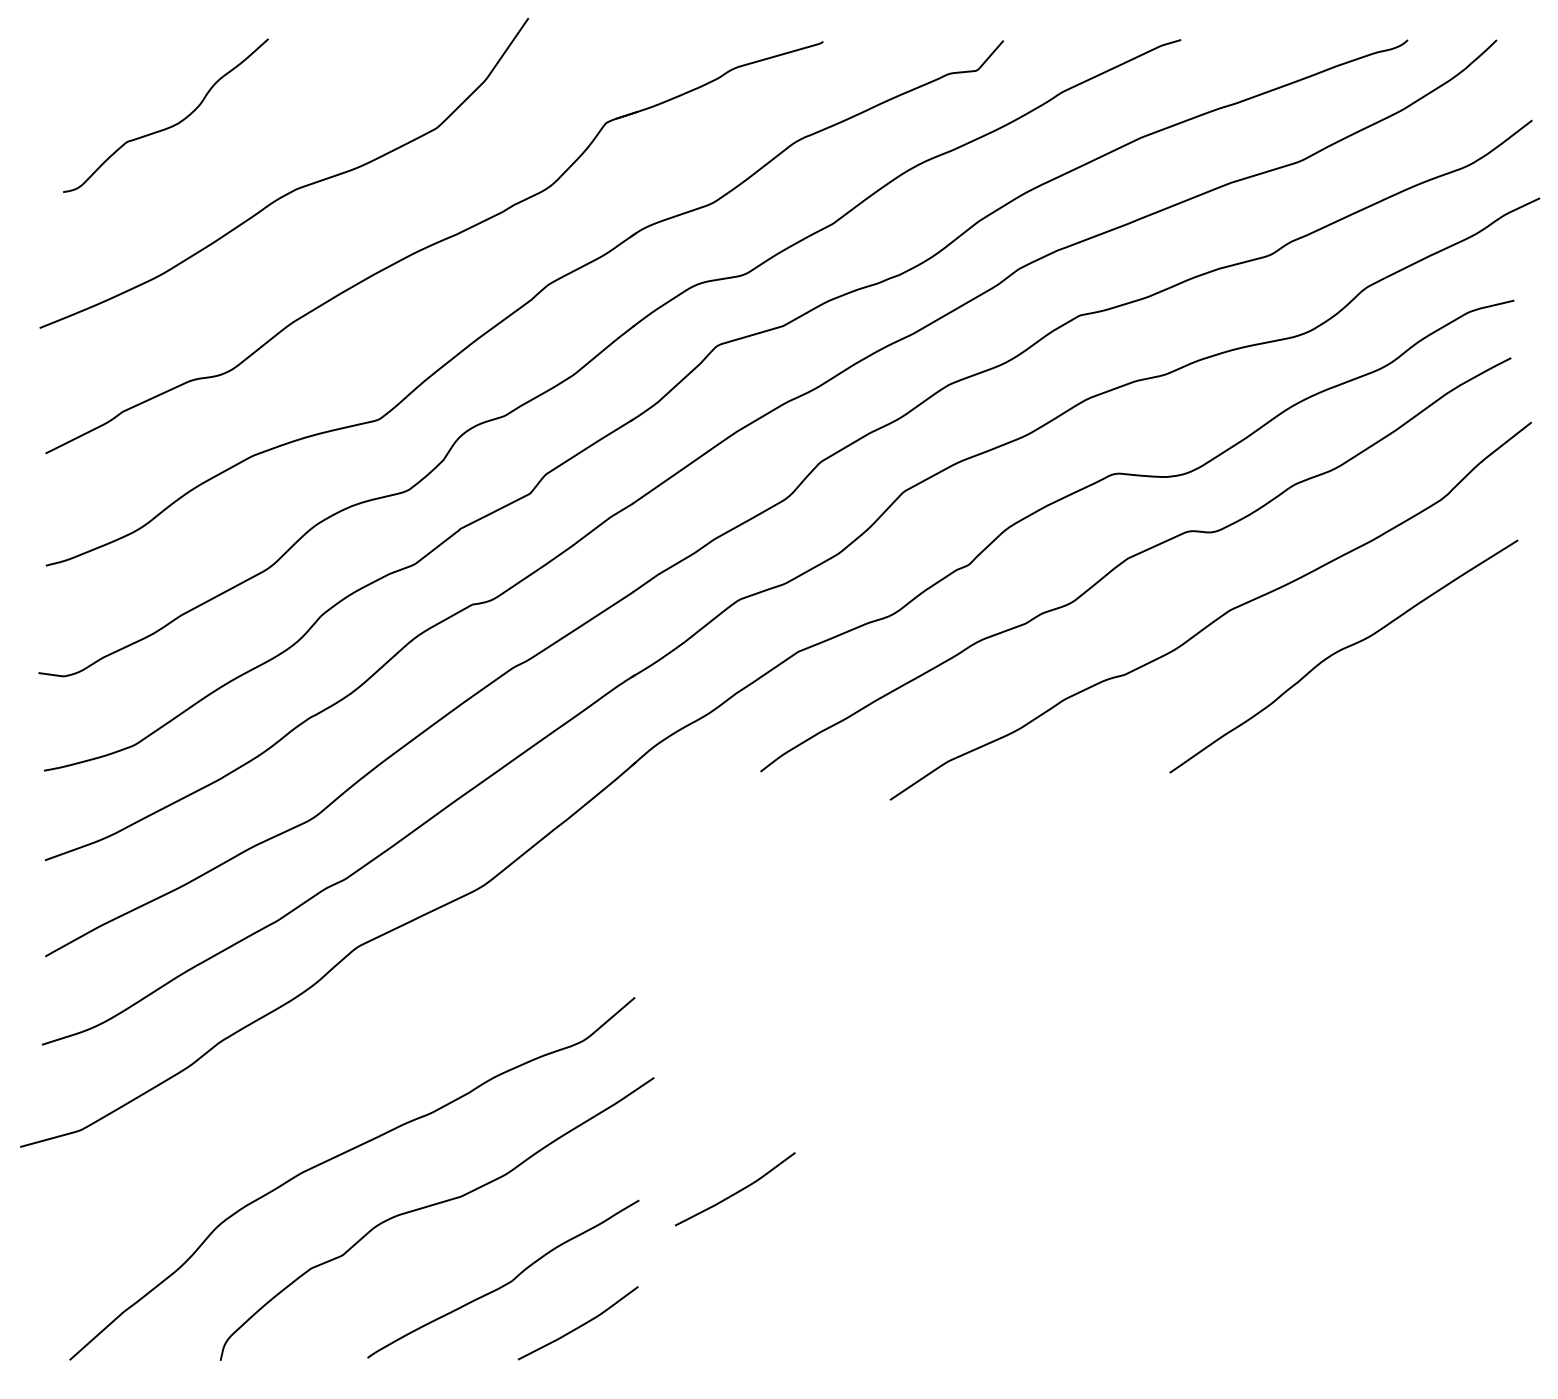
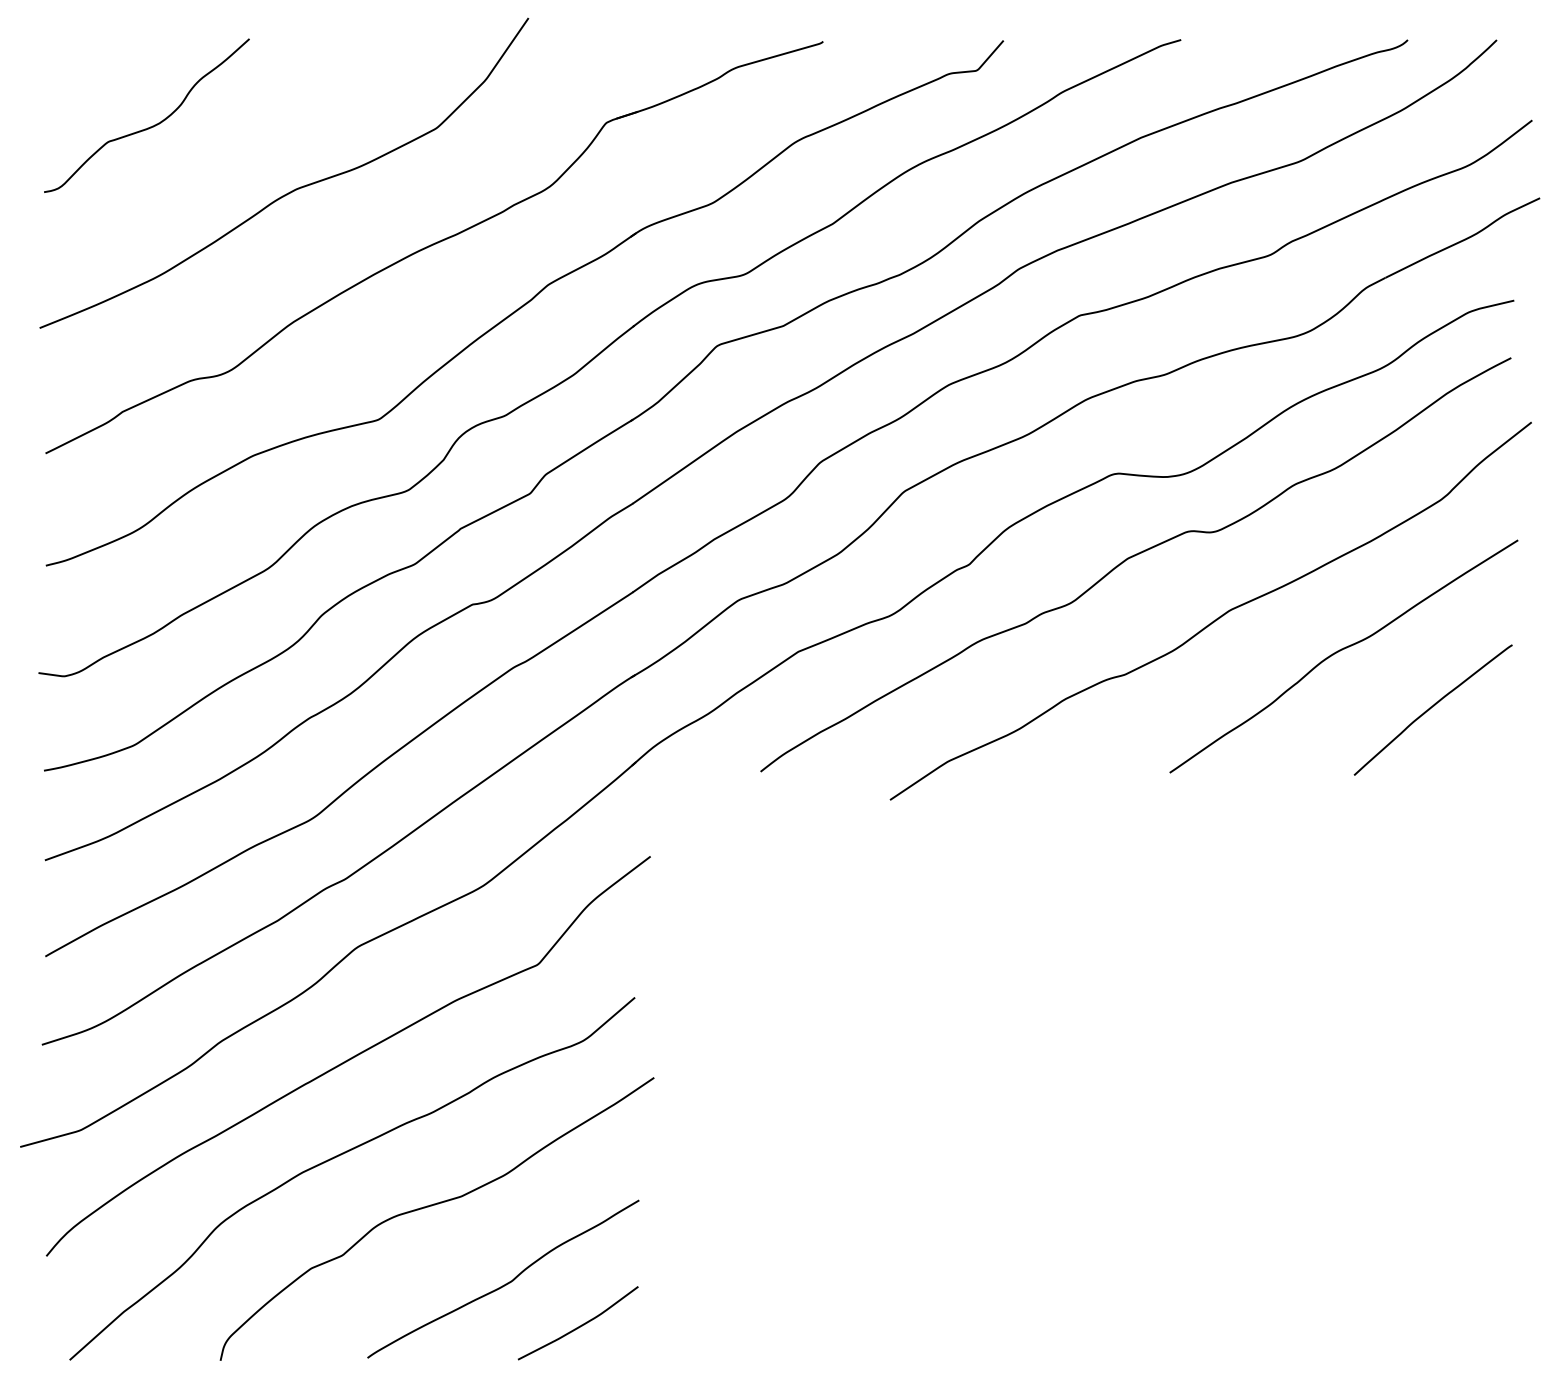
curve position: (171, 125) -> (152, 125) (152, 125)
curve: none -> present (1431, 708)
curve: none -> present (350, 1057)
curve: present -> none (736, 1191)
